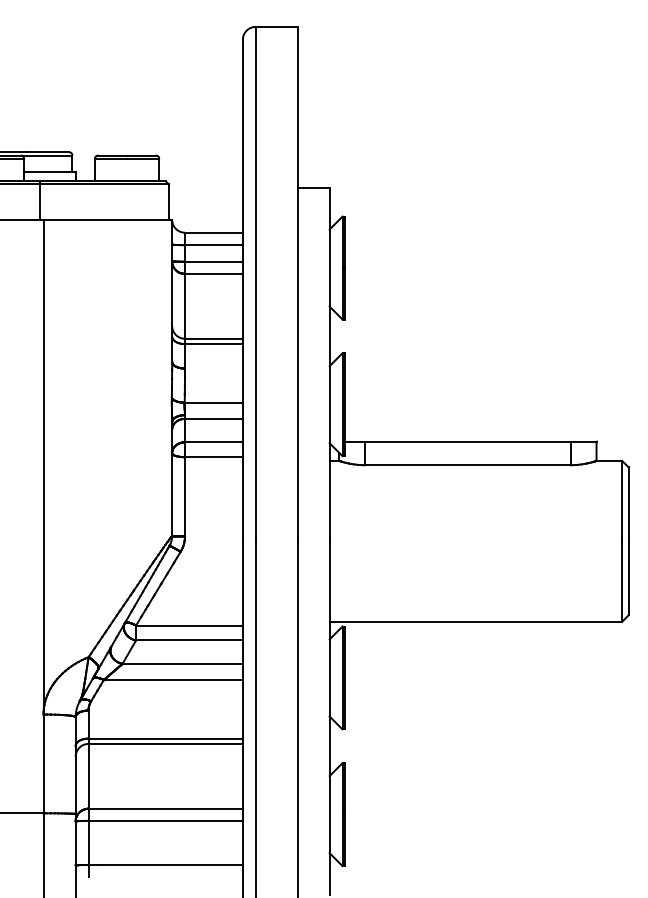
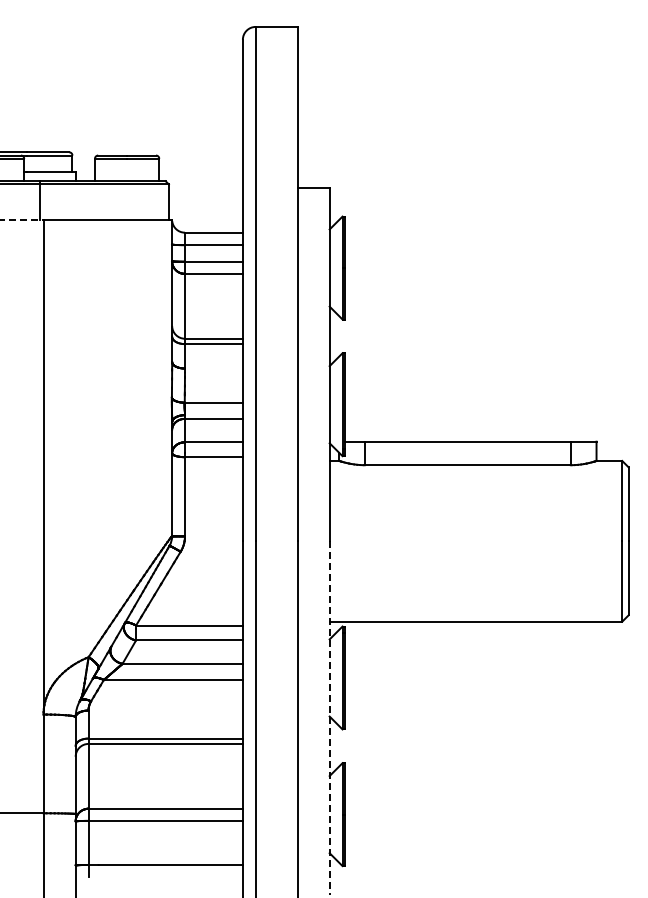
line: solid -> dashed (22, 219)
line: solid -> dashed (329, 718)
